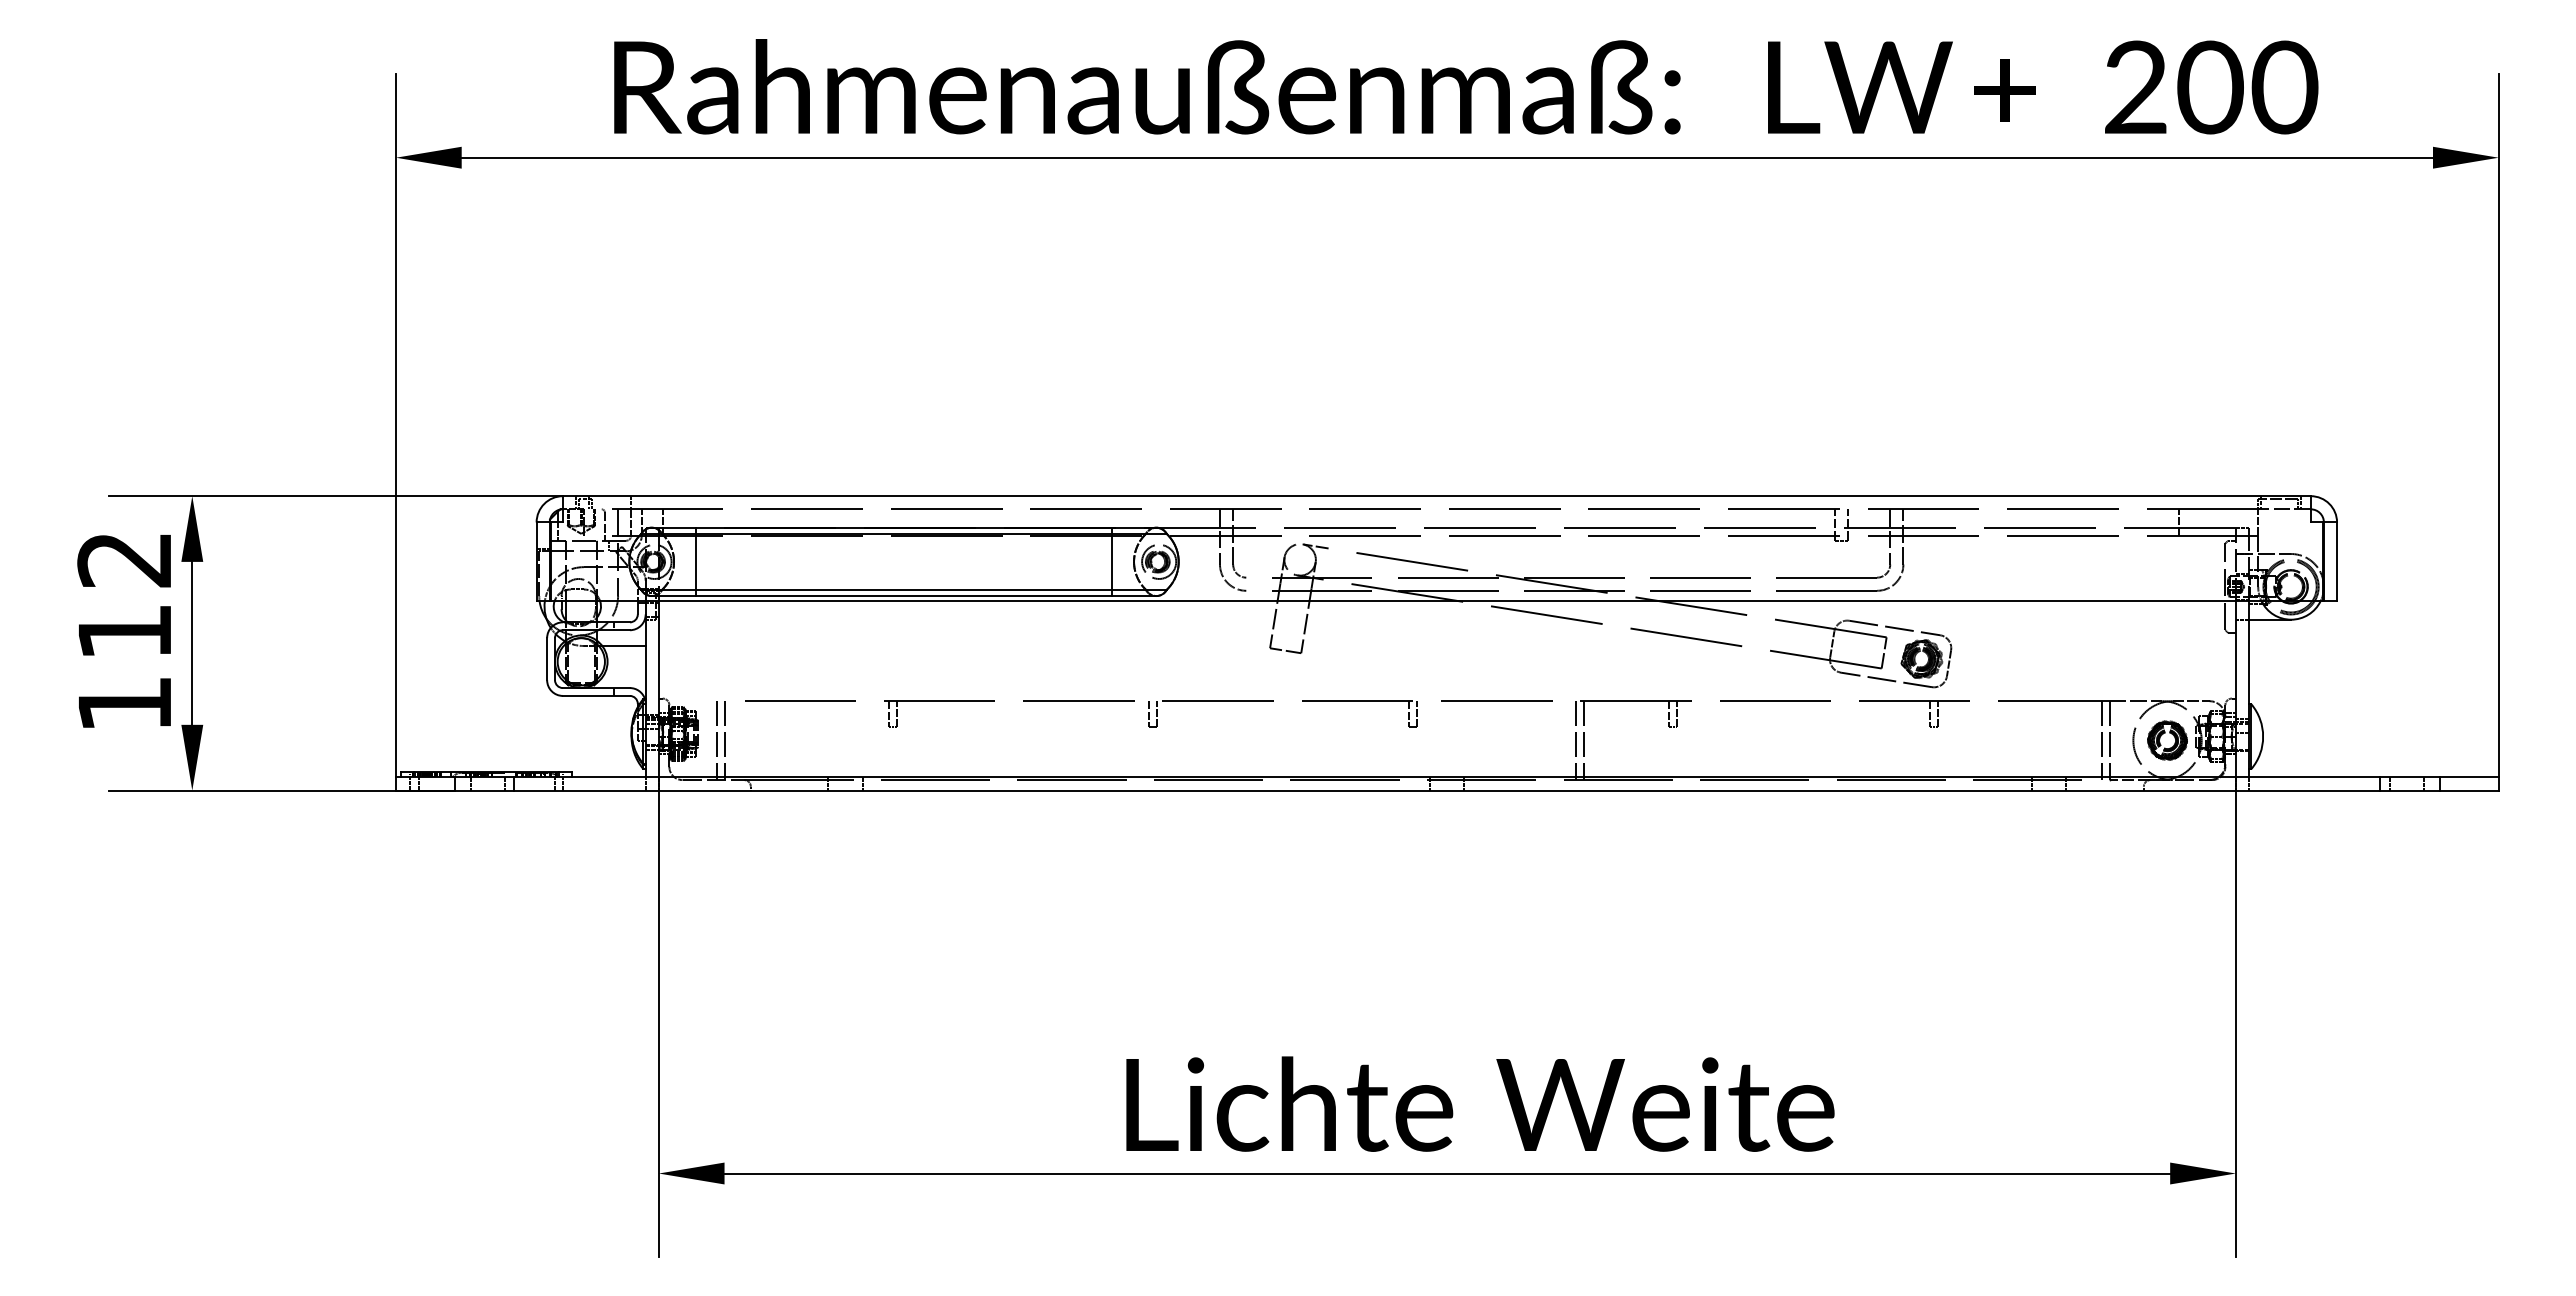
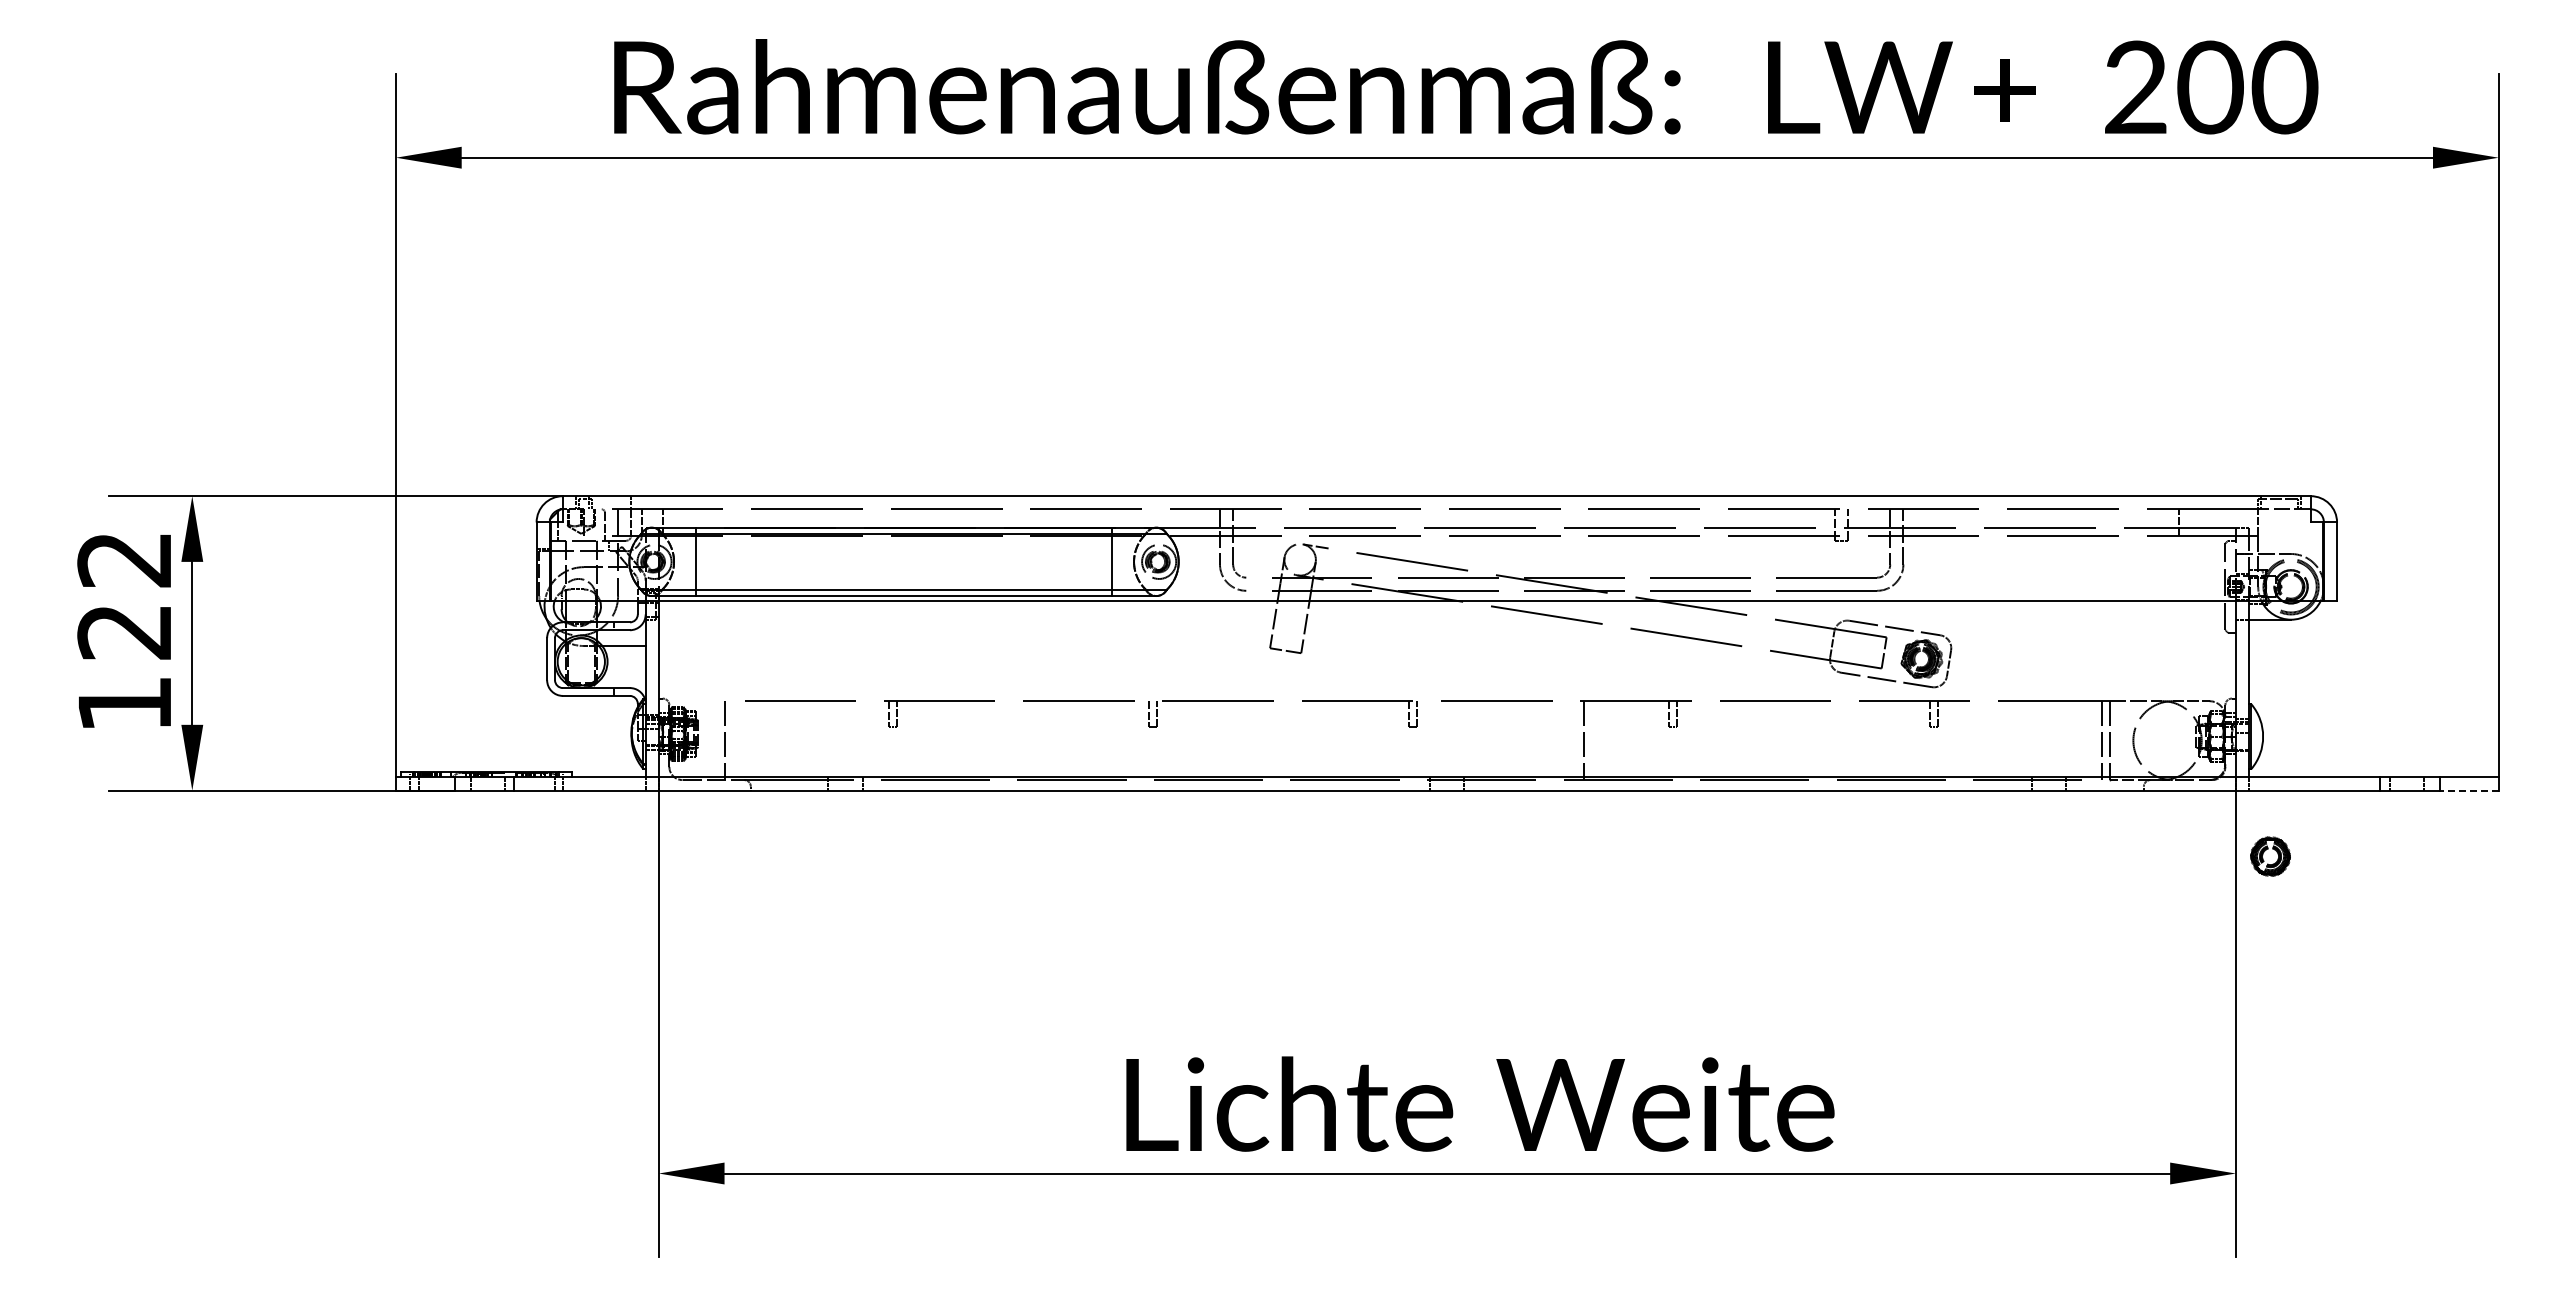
text: 112 -> 122 (123, 632)
line: present -> none (716, 740)
line: present -> none (1576, 740)
part position: (2167, 740) -> (2270, 856) (2270, 856)
line: solid -> dashed (2469, 790)
